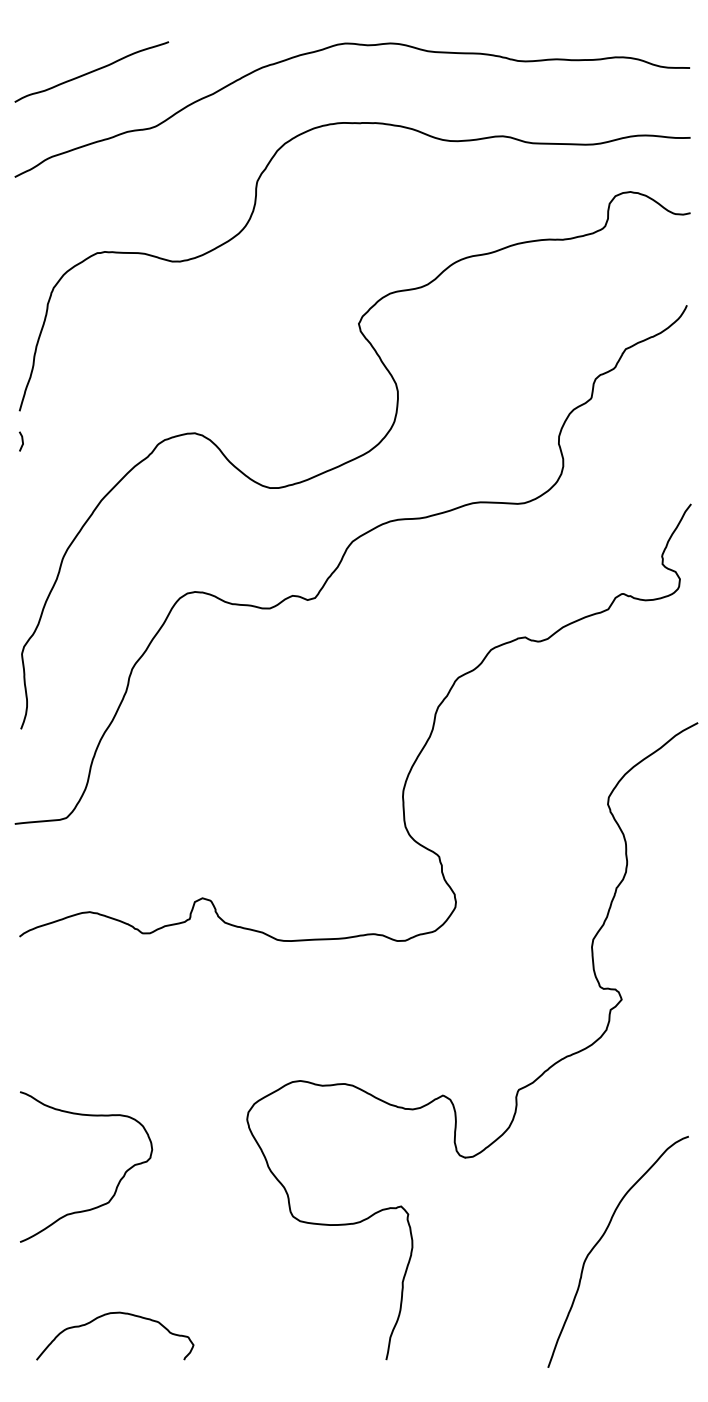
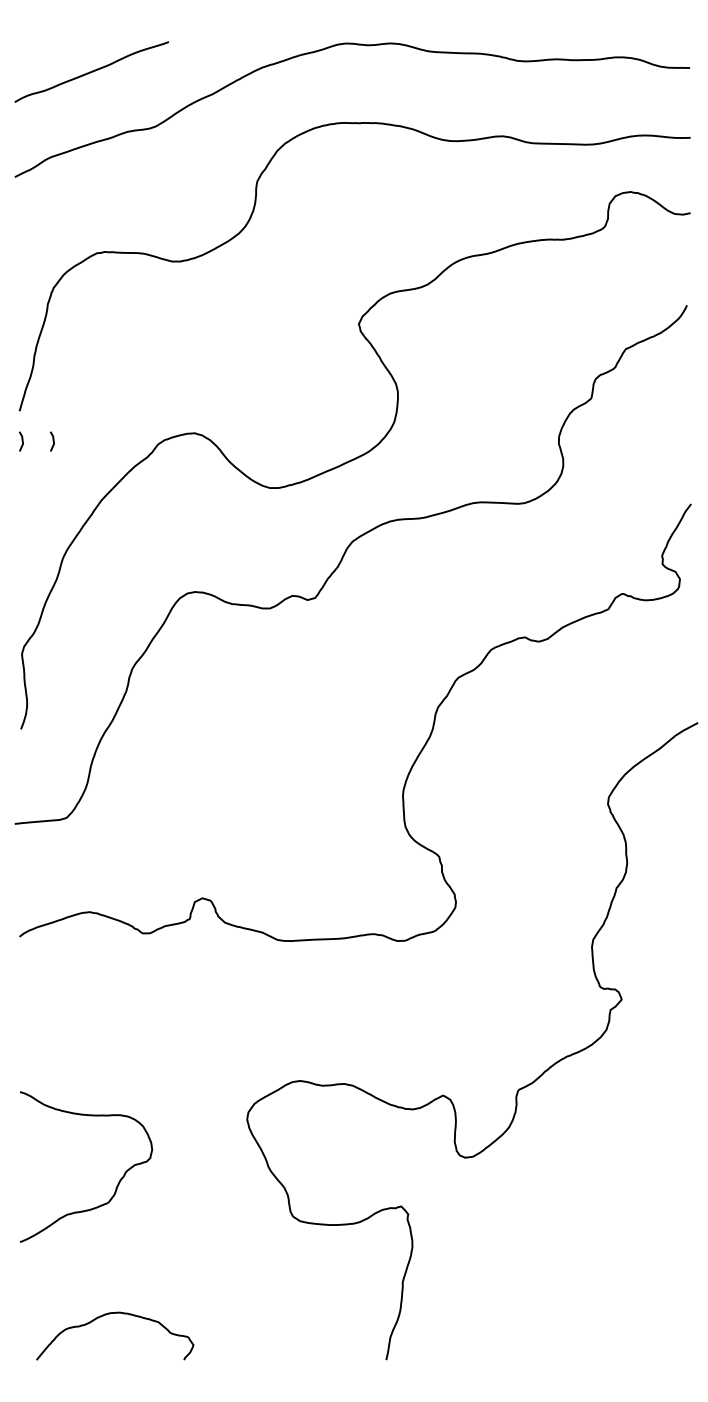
line: none -> present (52, 441)
curve: present -> none (601, 1239)
